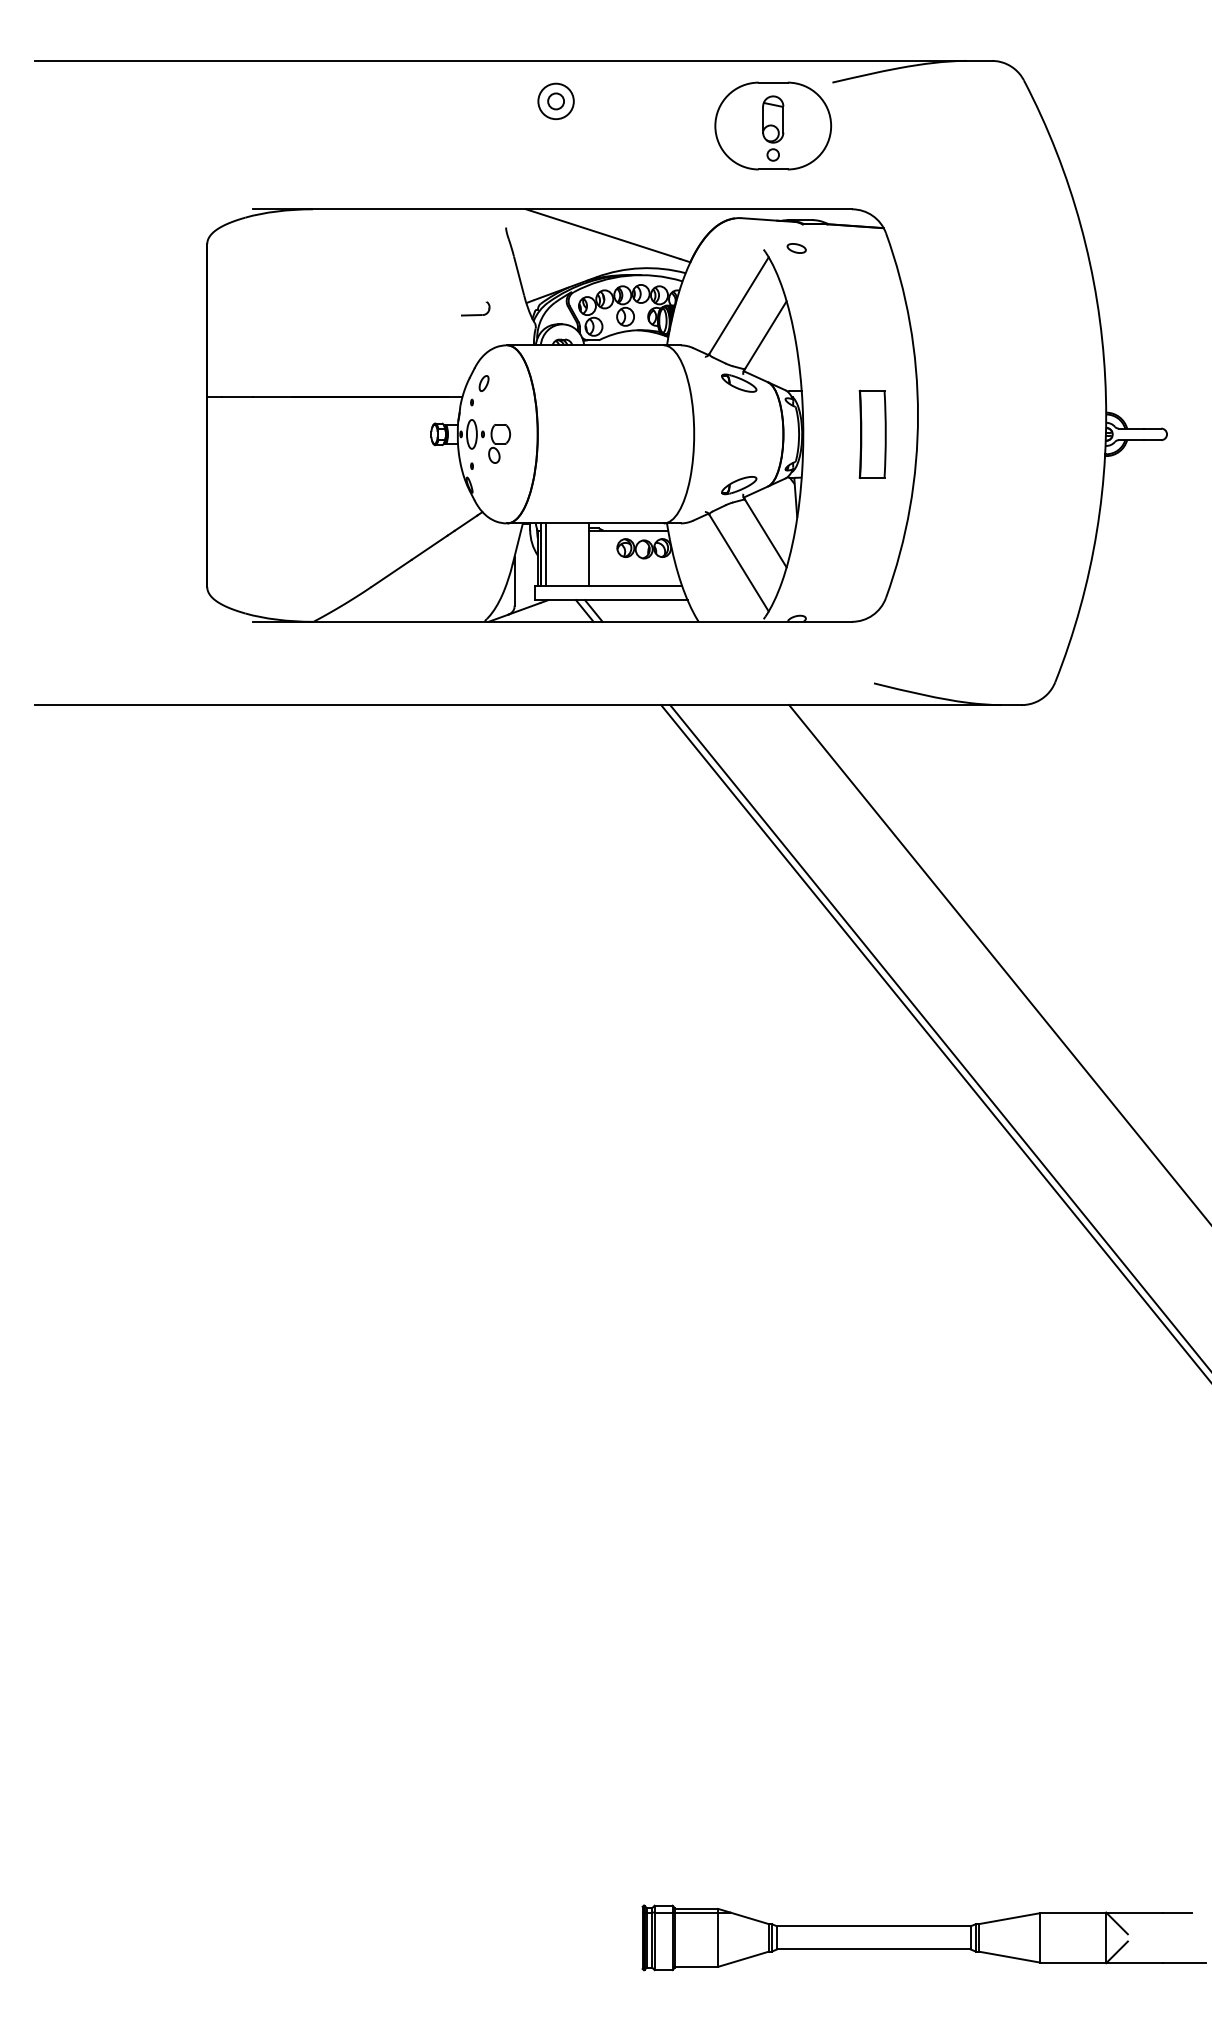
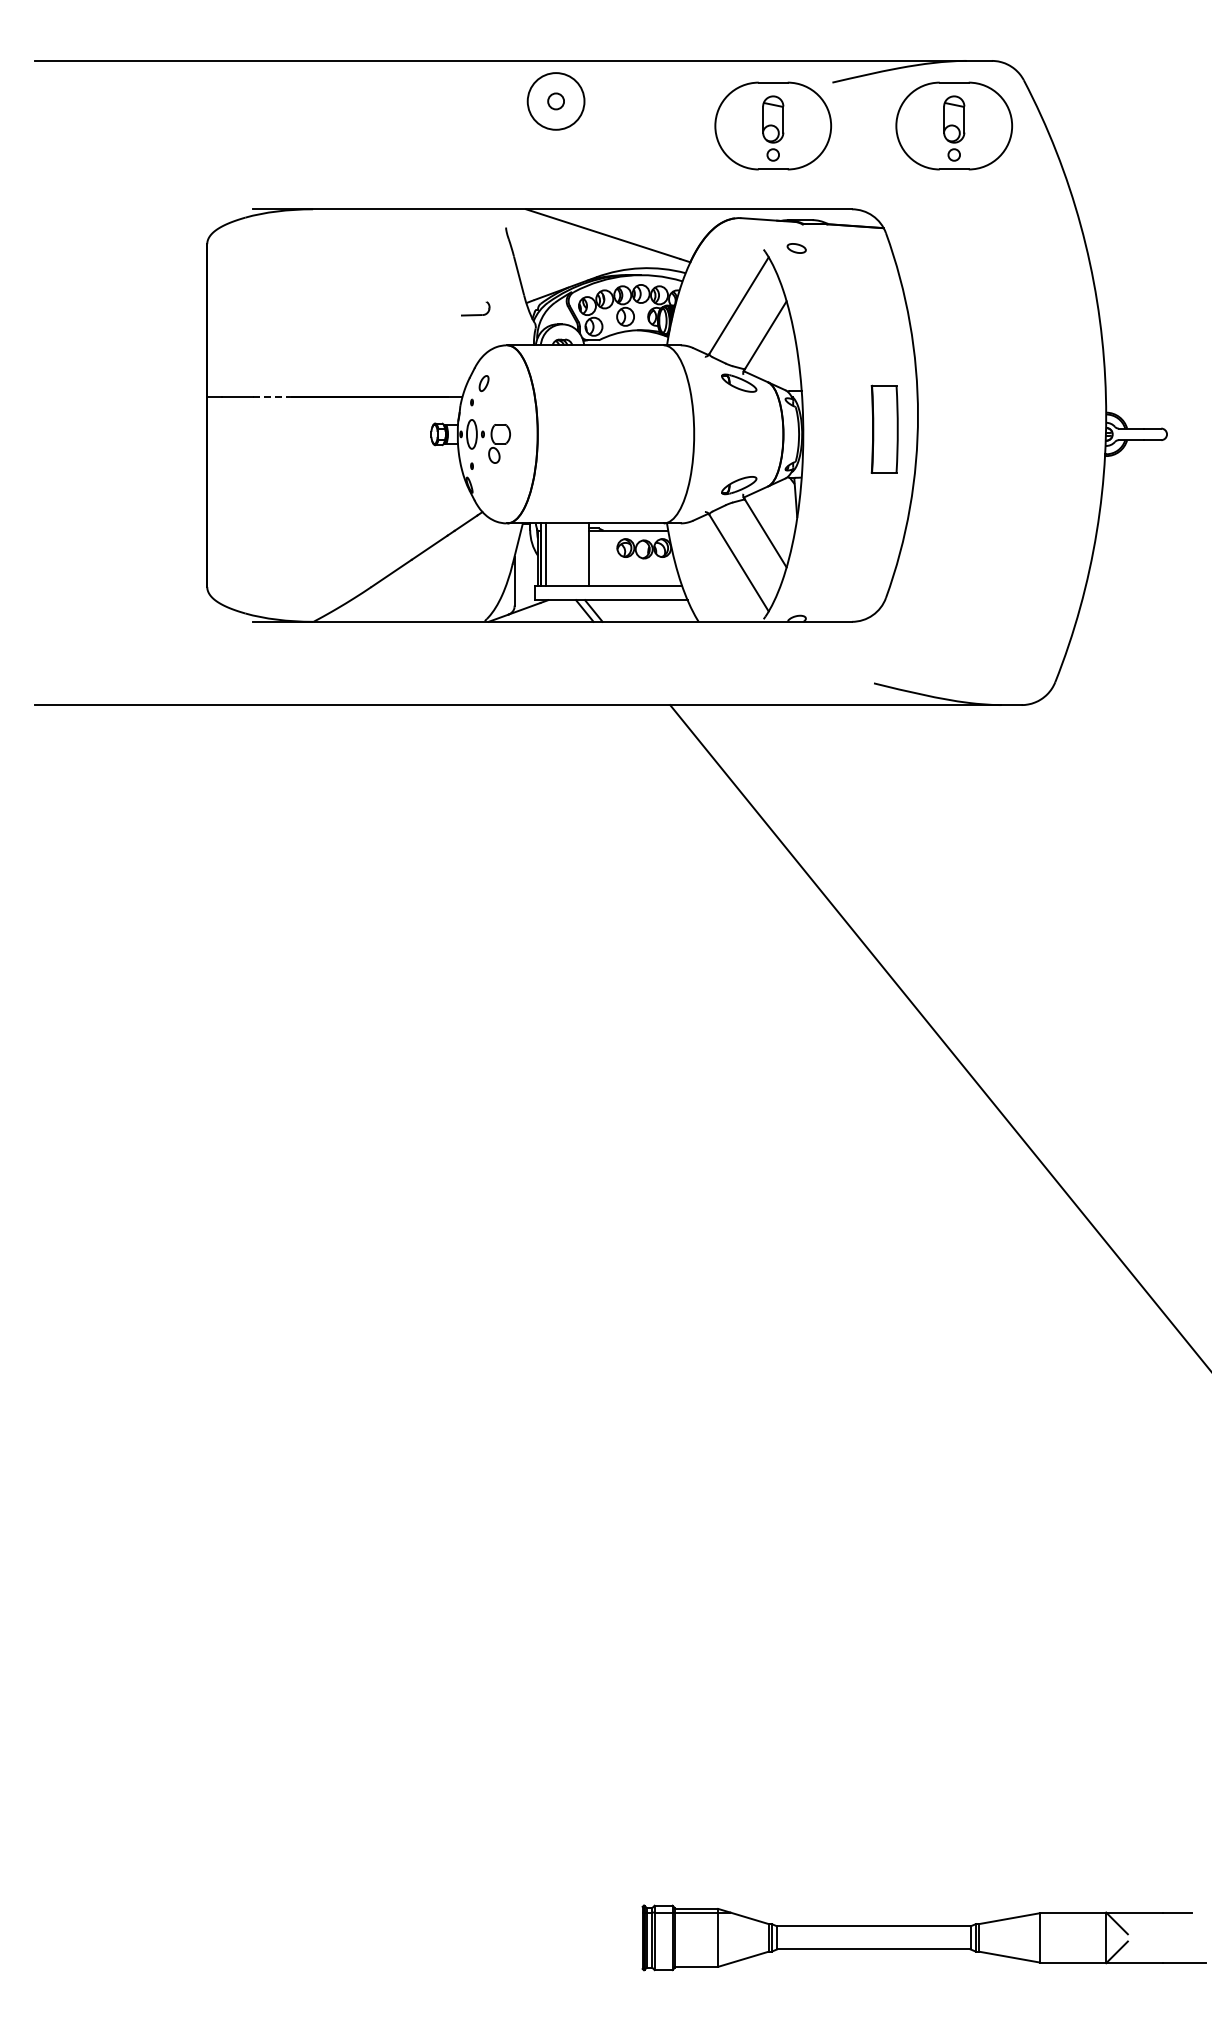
circle diameter: 35 px -> 57 px (555, 101)
part: none -> present (954, 125)
line: solid -> dashed (273, 397)
part position: (872, 433) -> (884, 428) (884, 428)
line: present -> none (998, 963)
line: present -> none (934, 1042)
